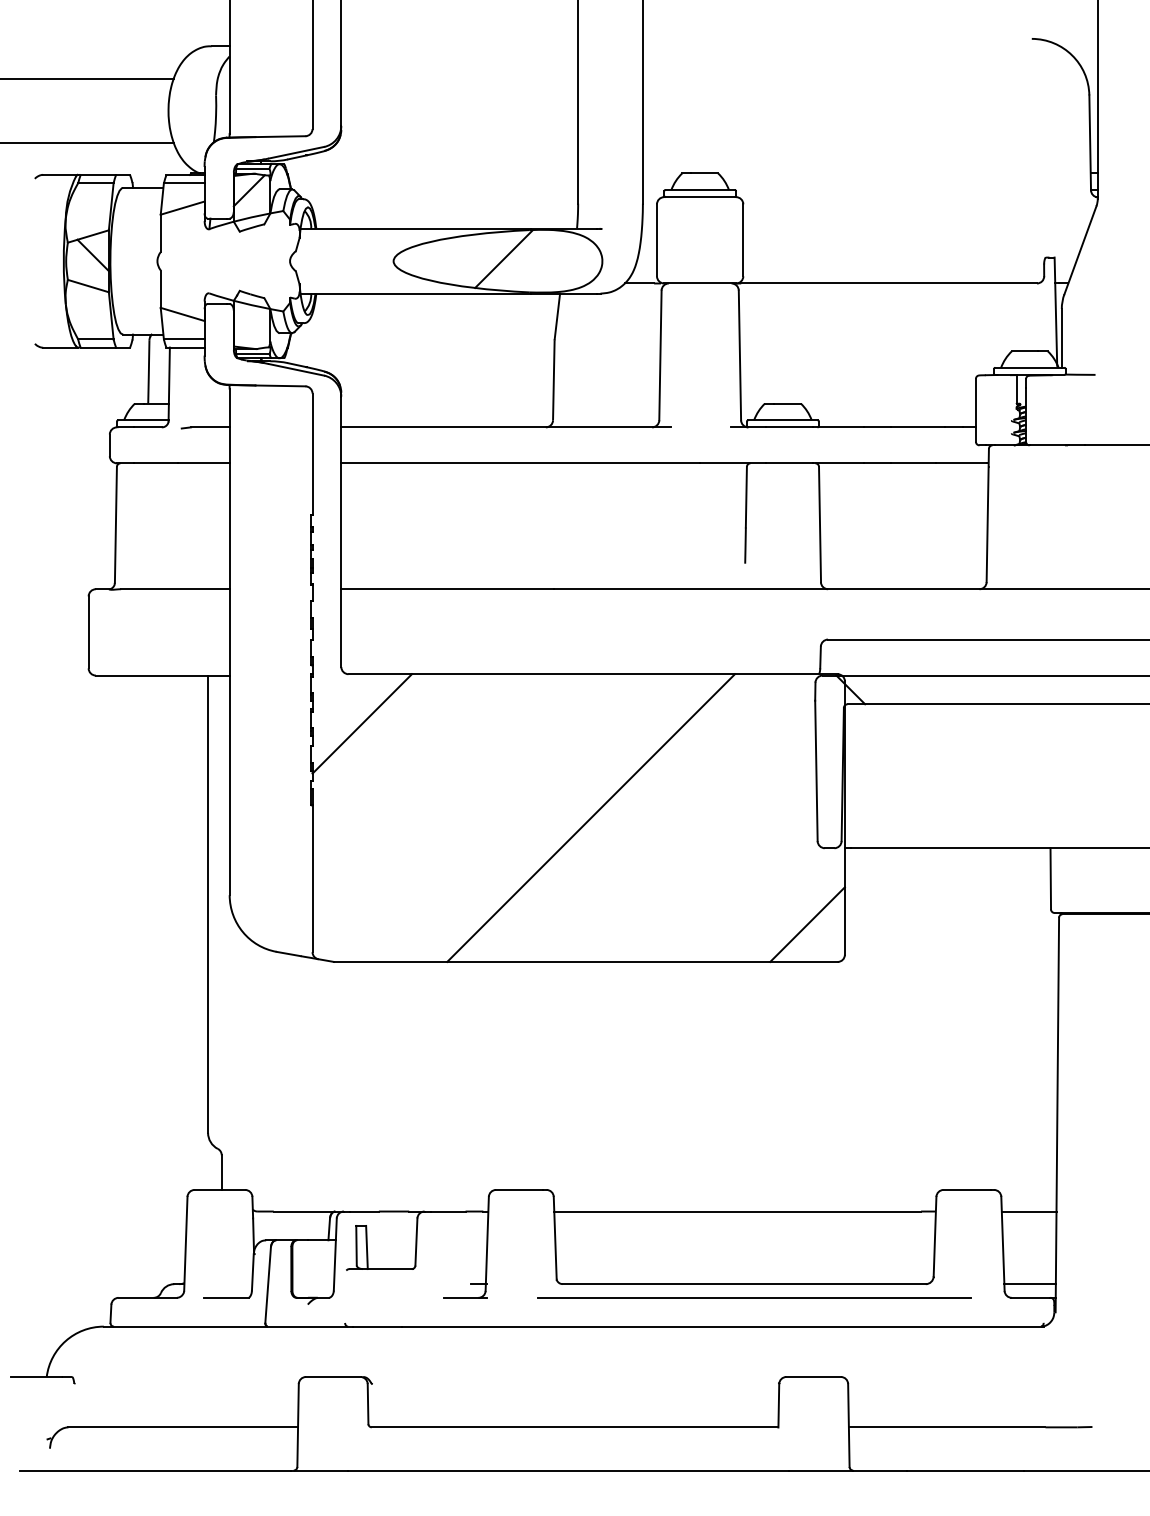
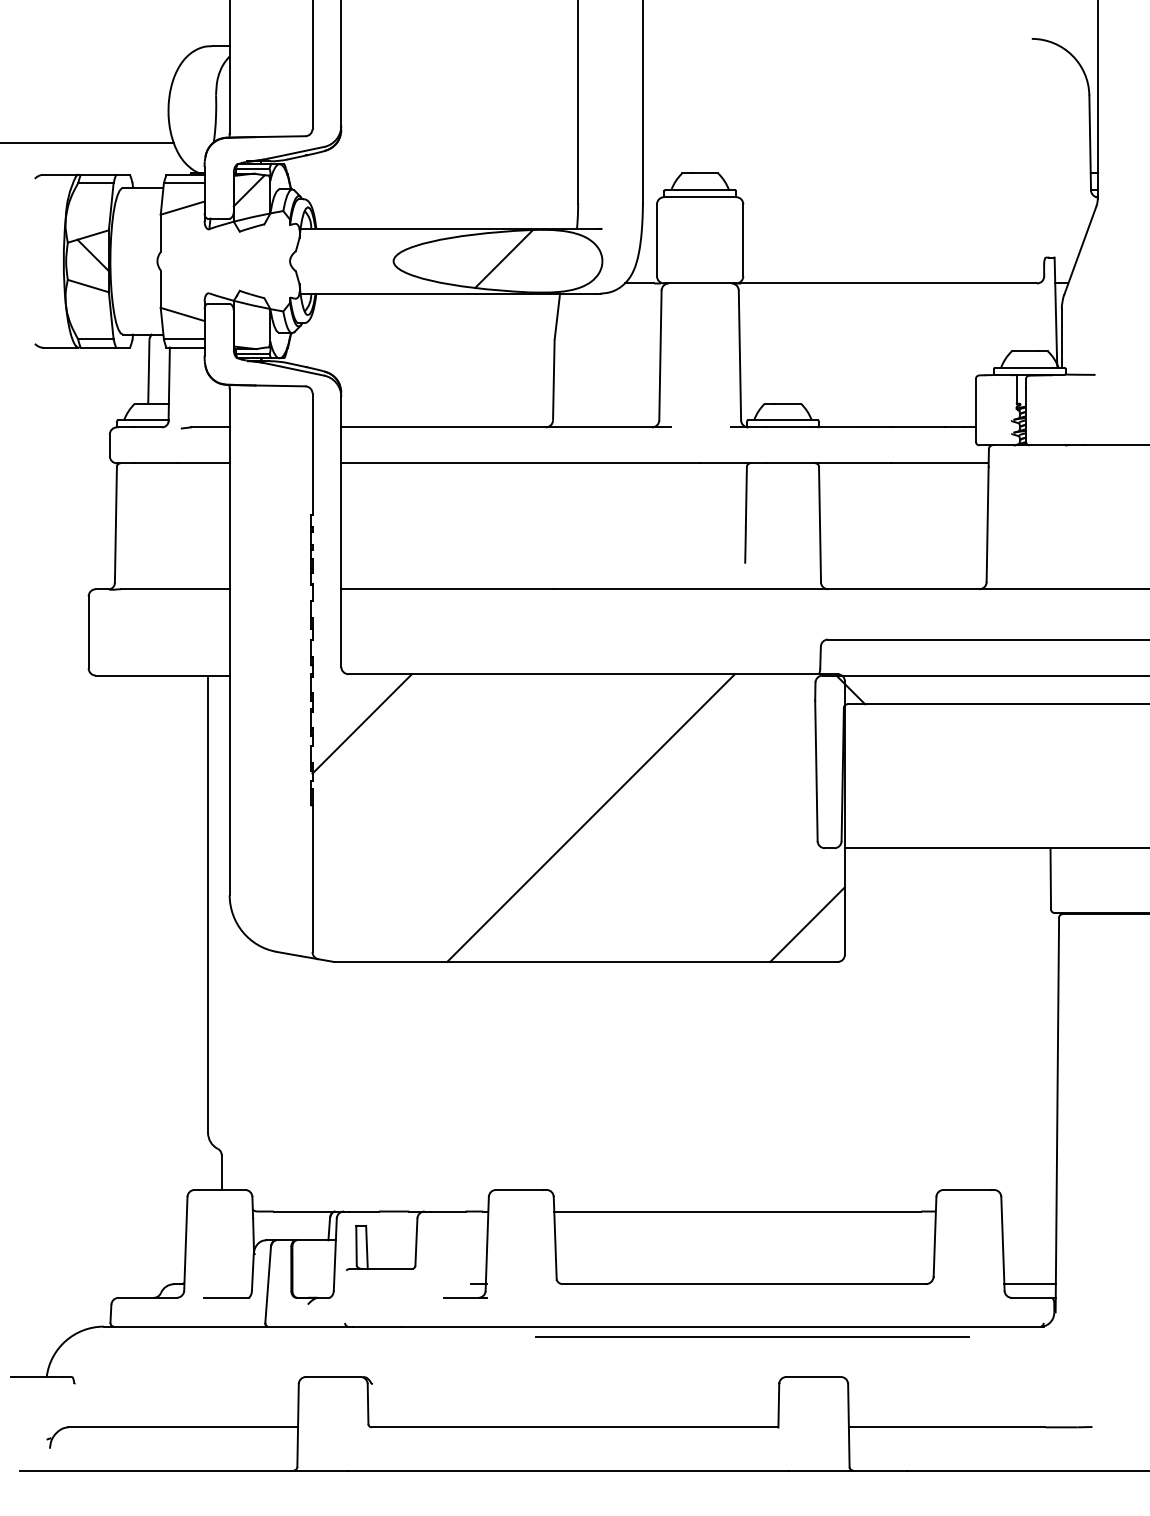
line: present -> none (87, 78)
line: present -> none (1028, 1211)
line position: (754, 1297) -> (752, 1336) (752, 1336)
